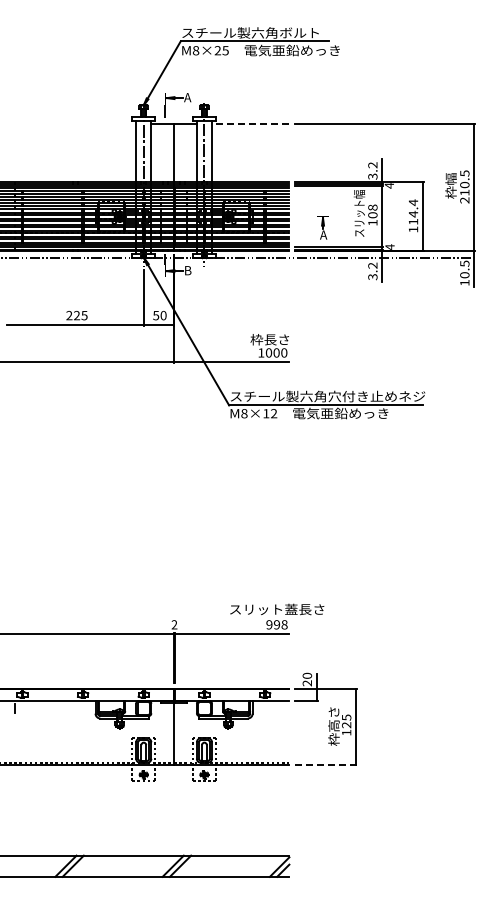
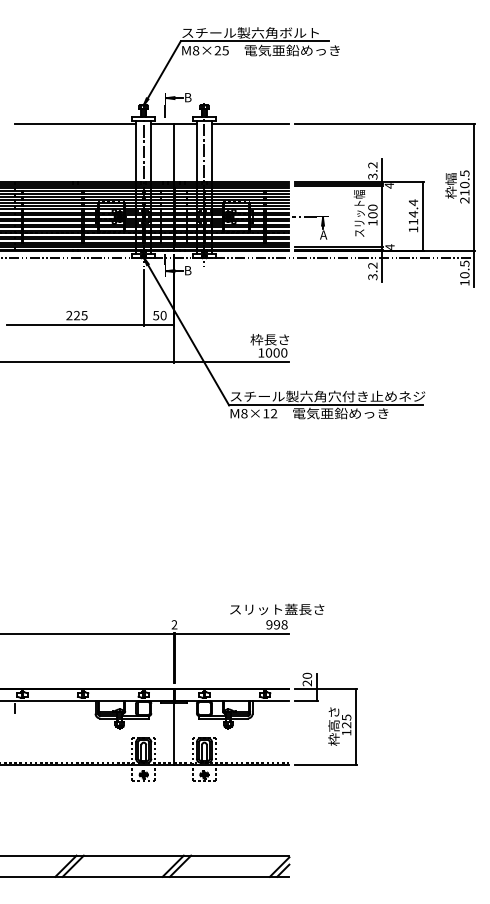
text: A -> B (187, 97)
line: none -> present (75, 123)
line: dashed -> solid (250, 123)
text: 108 -> 100 (373, 207)
line: none -> present (304, 216)
line: dashed -> solid (326, 764)
